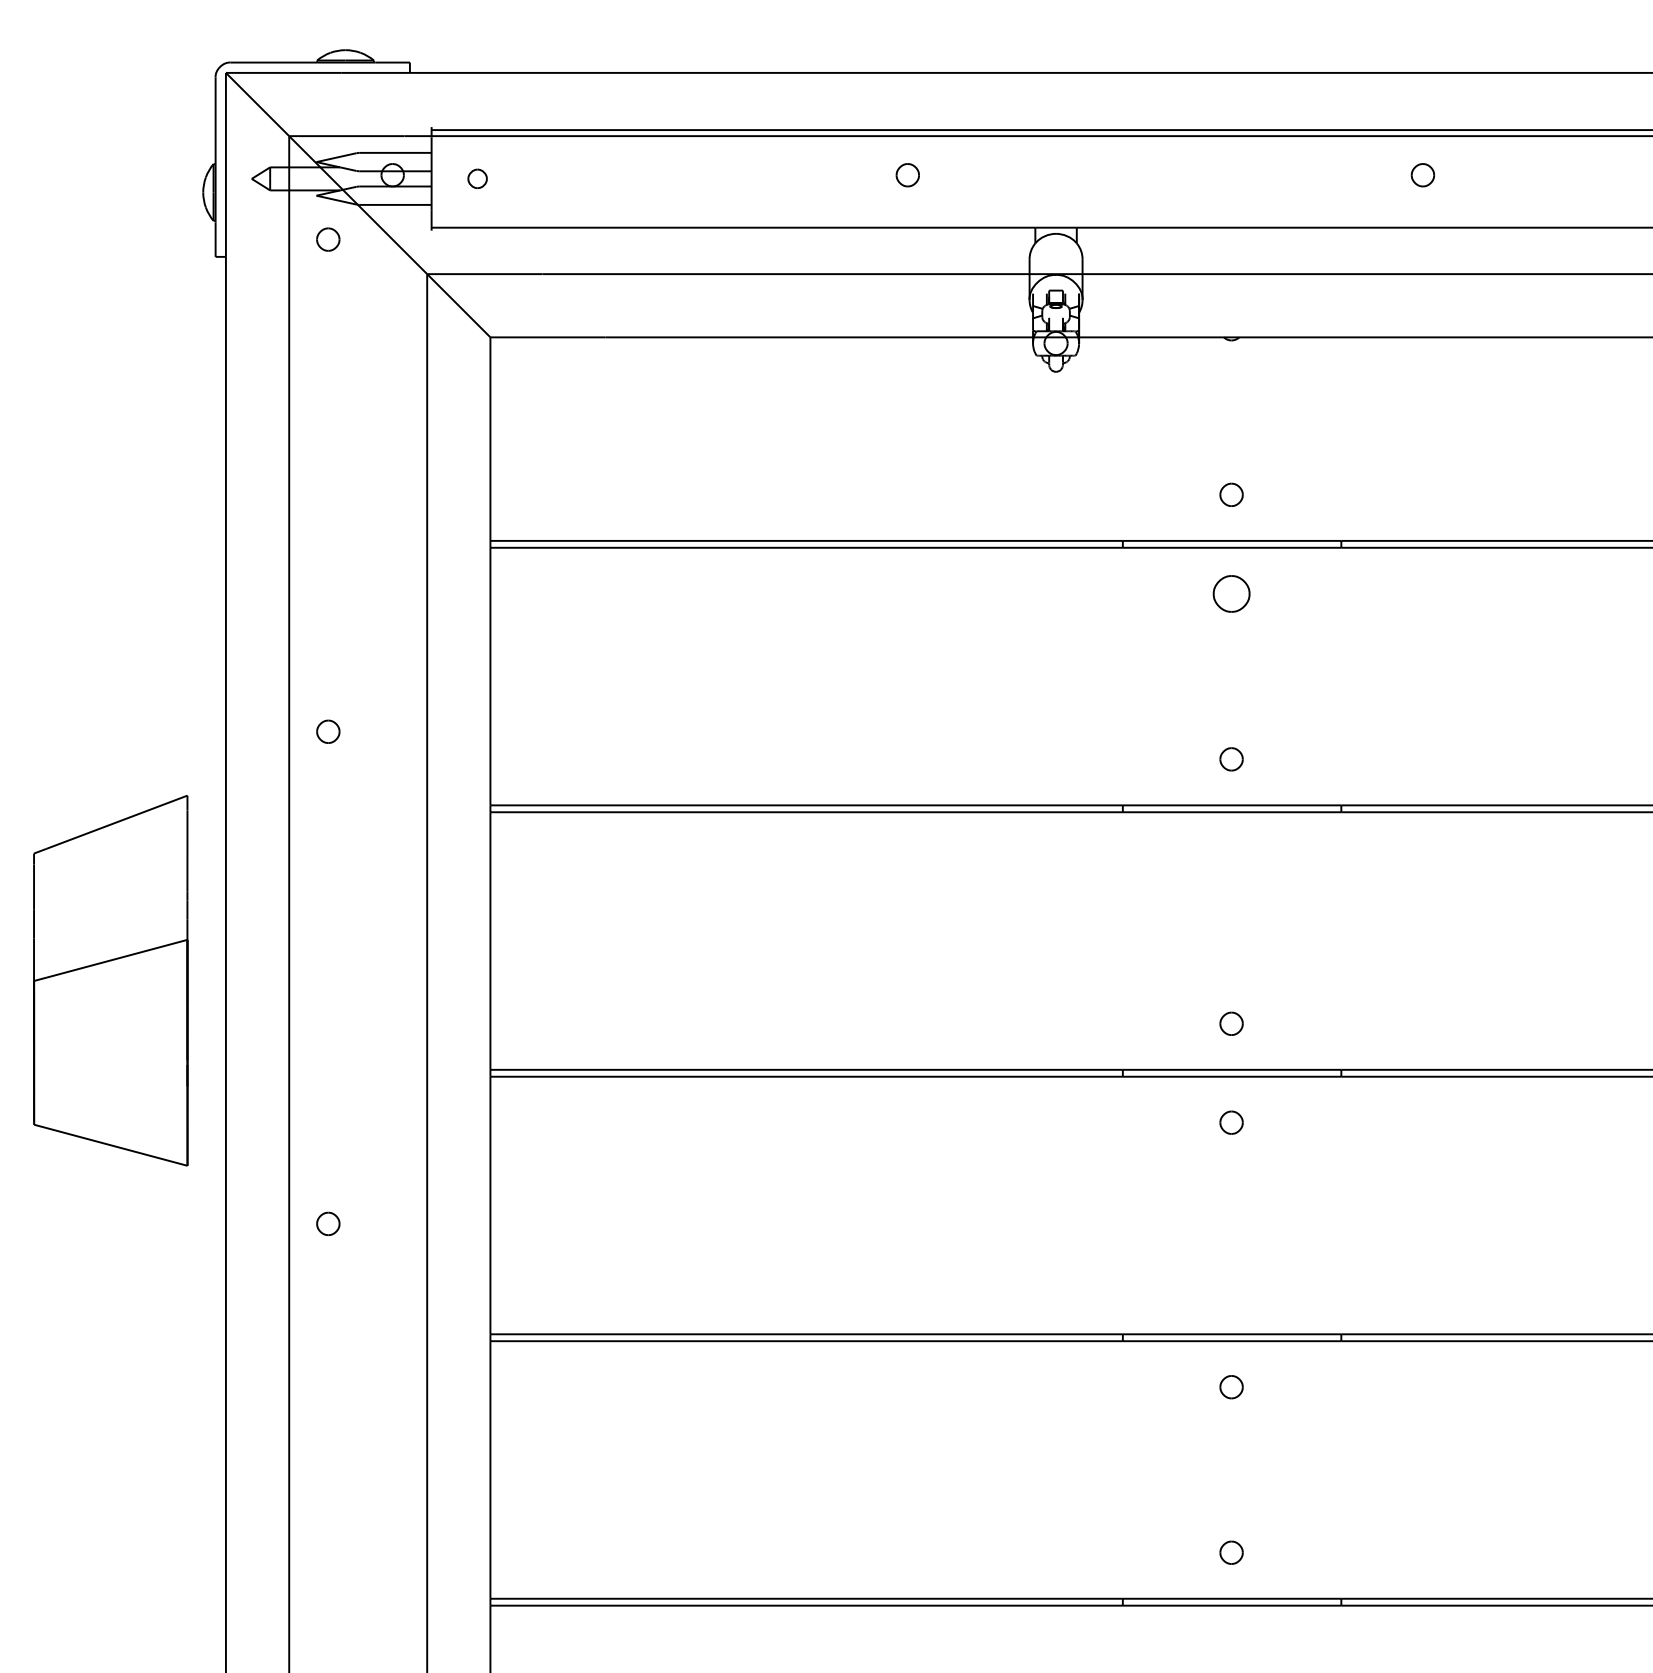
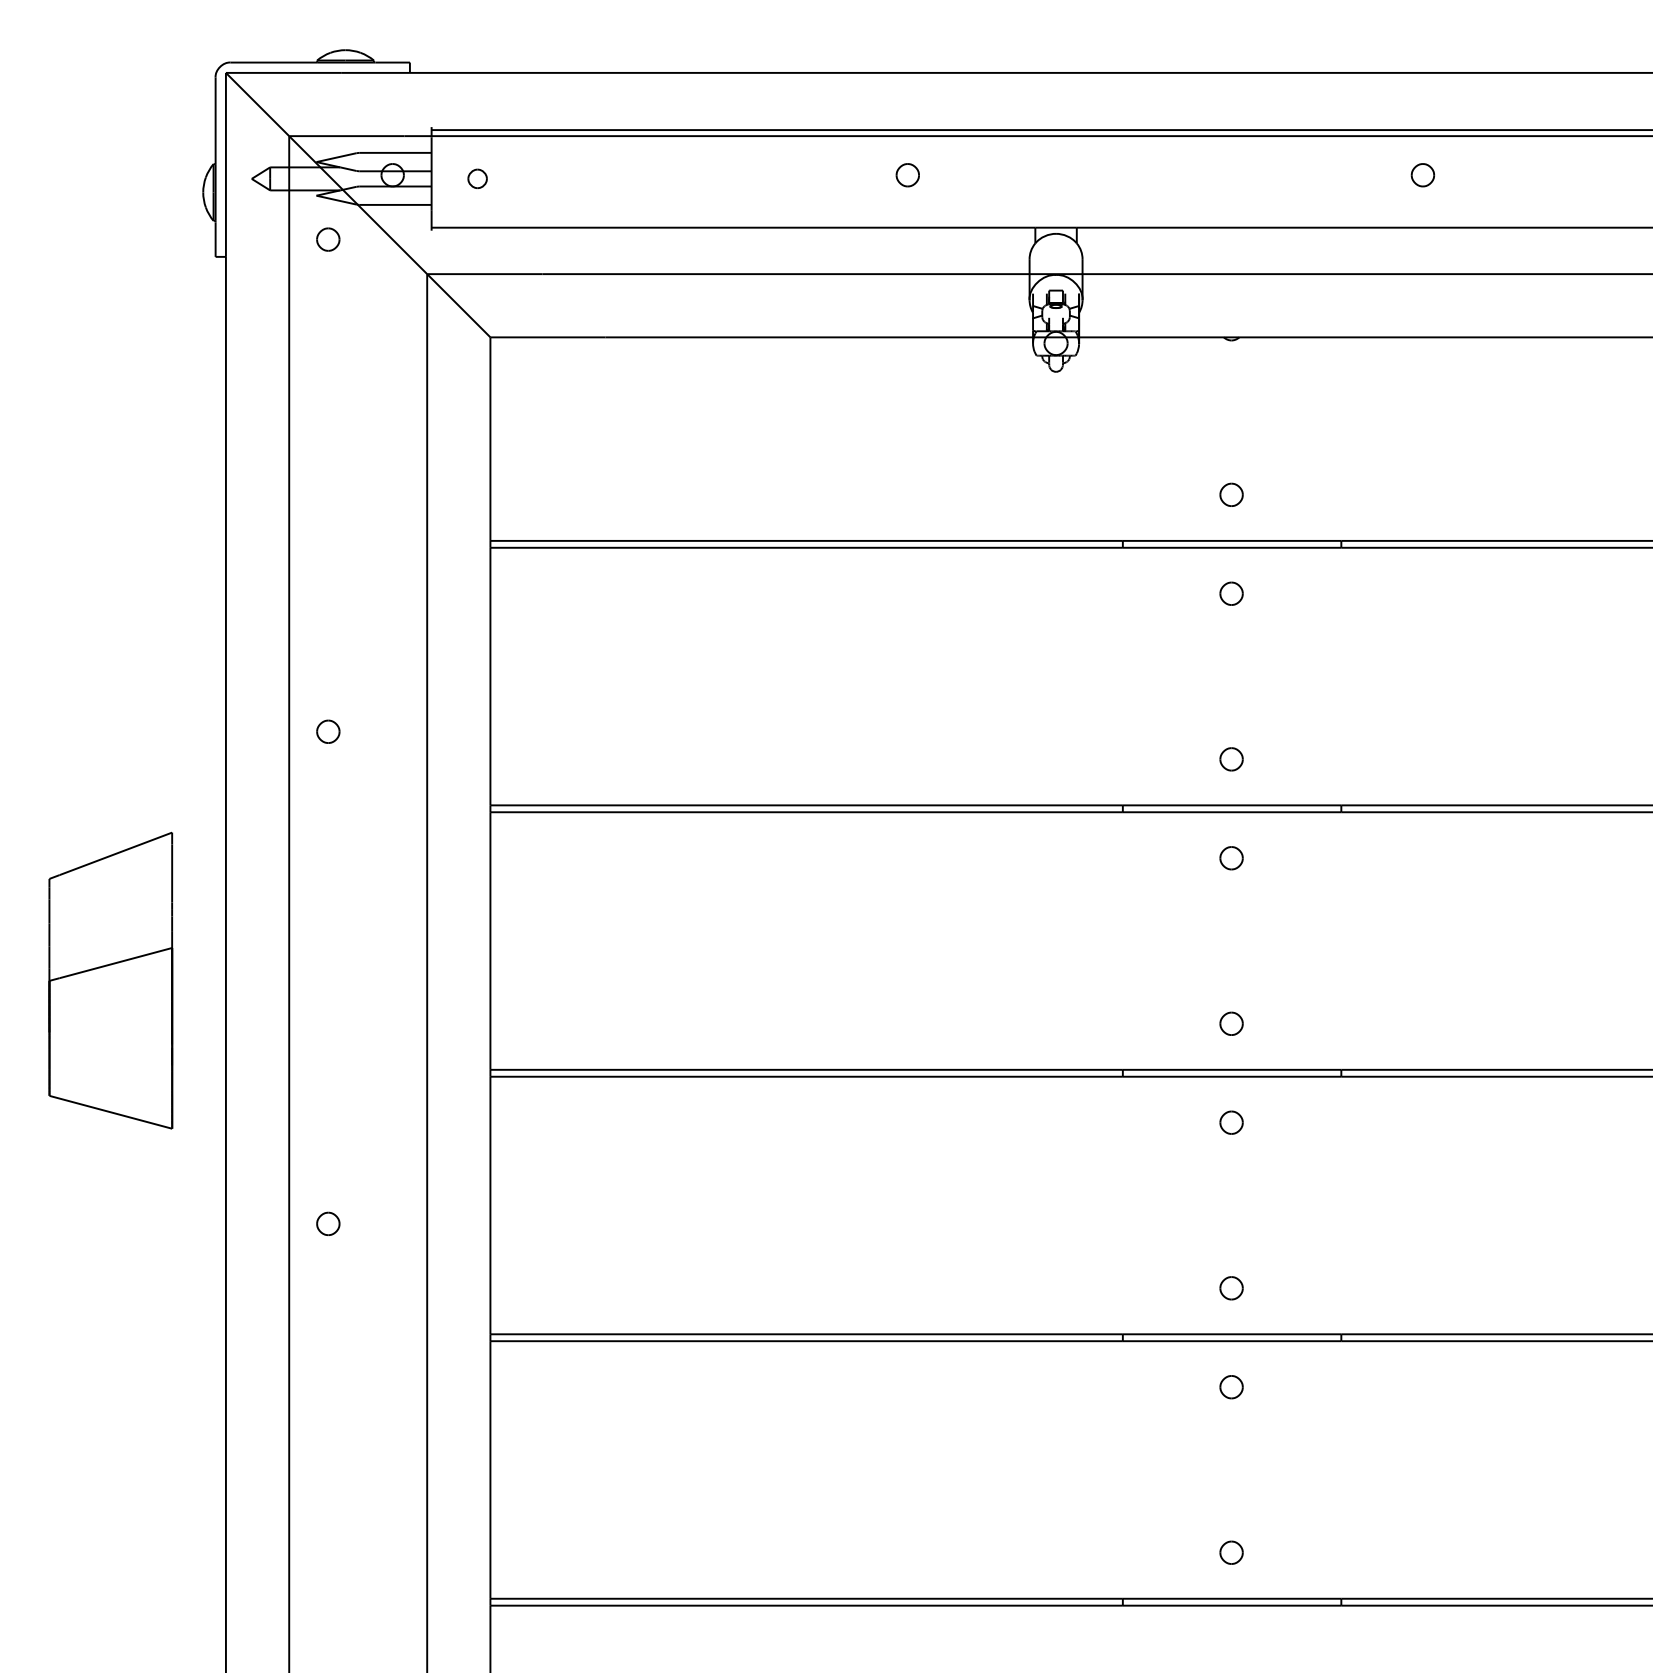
part size: 39x38 px -> 25x25 px (1231, 593)
part: none -> present (1231, 858)
part size: 156x372 px -> 126x299 px (110, 980)
part: none -> present (1231, 1288)
